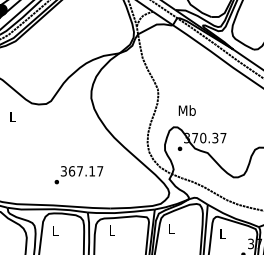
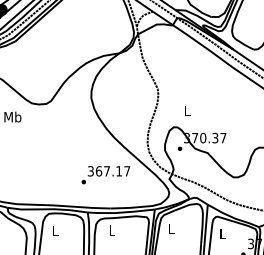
text: Mb -> L (186, 110)
text: L -> Mb (12, 116)
text position: (78, 175) -> (105, 175) (105, 175)
